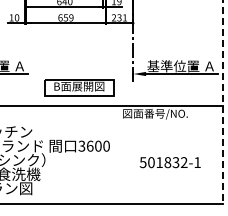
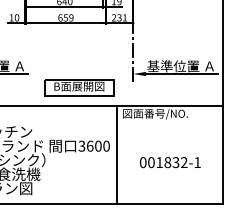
line: dashed -> solid (223, 101)
line: none -> present (117, 154)
text: 501832-1 -> 001832-1 (142, 162)
